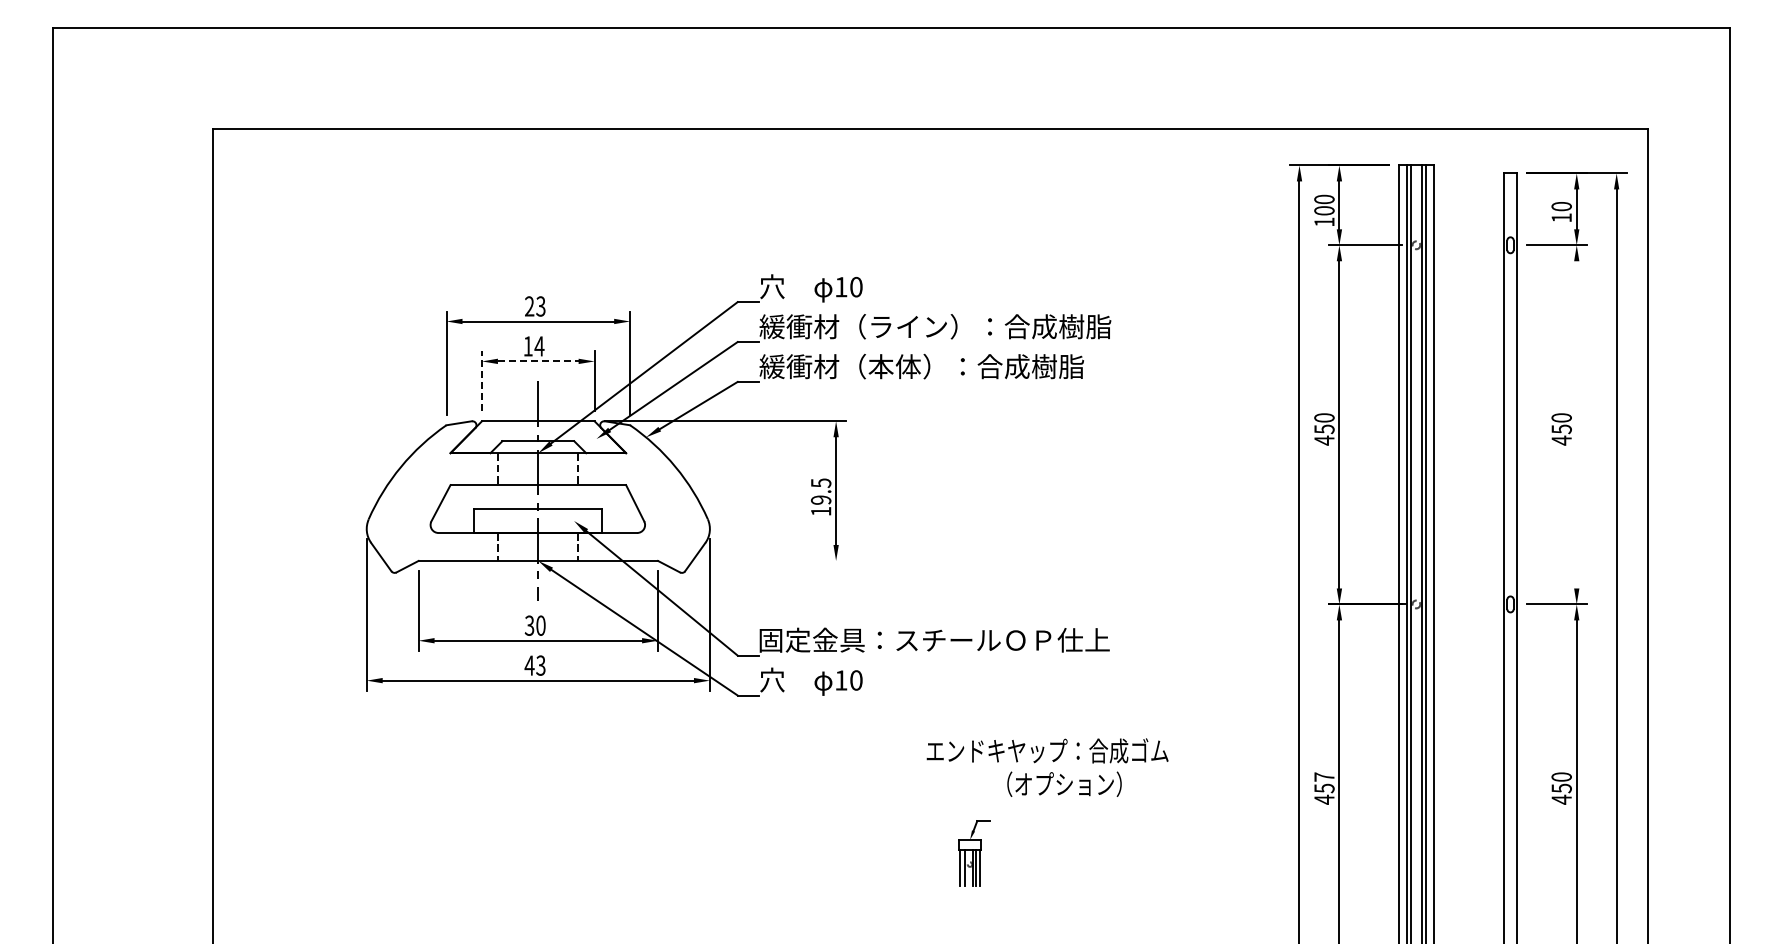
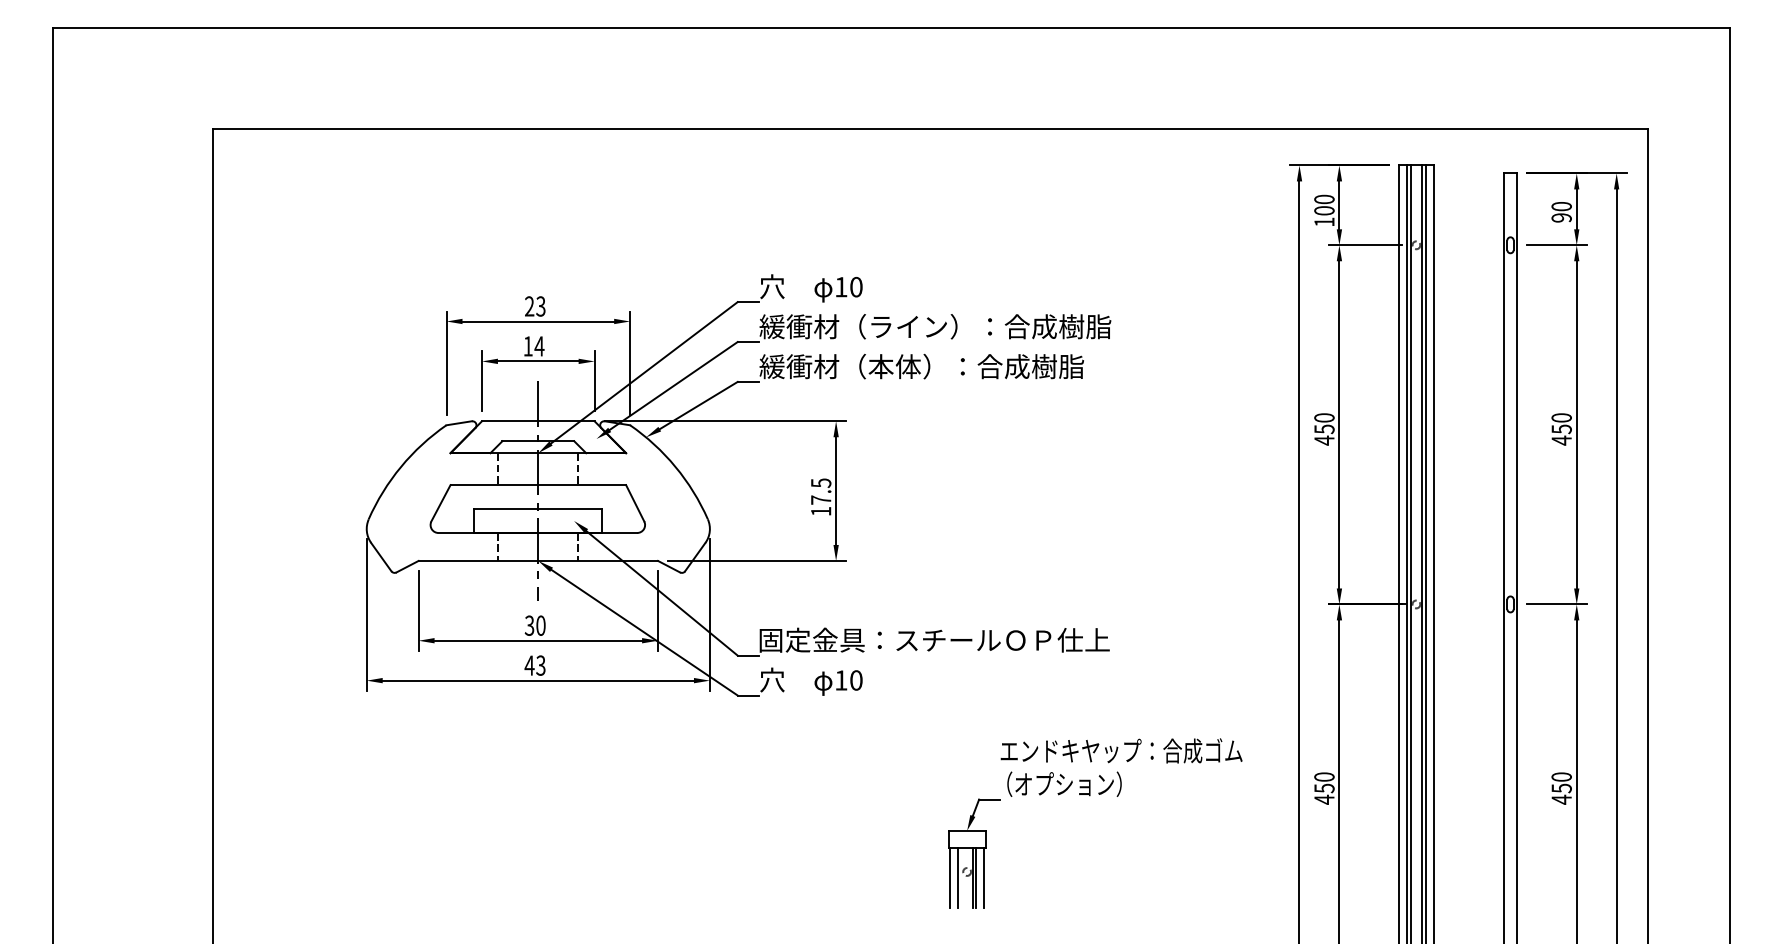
text: 10 -> 90 (1561, 217)
line: dashed -> solid (538, 361)
line: dashed -> solid (481, 381)
line: none -> present (1576, 424)
text: 19.5 -> 17.5 (820, 499)
line: none -> present (757, 560)
text position: (1047, 750) -> (1121, 750) (1121, 750)
text: 457 -> 450 (1324, 776)
part size: 33x67 px -> 53x111 px (974, 853)
